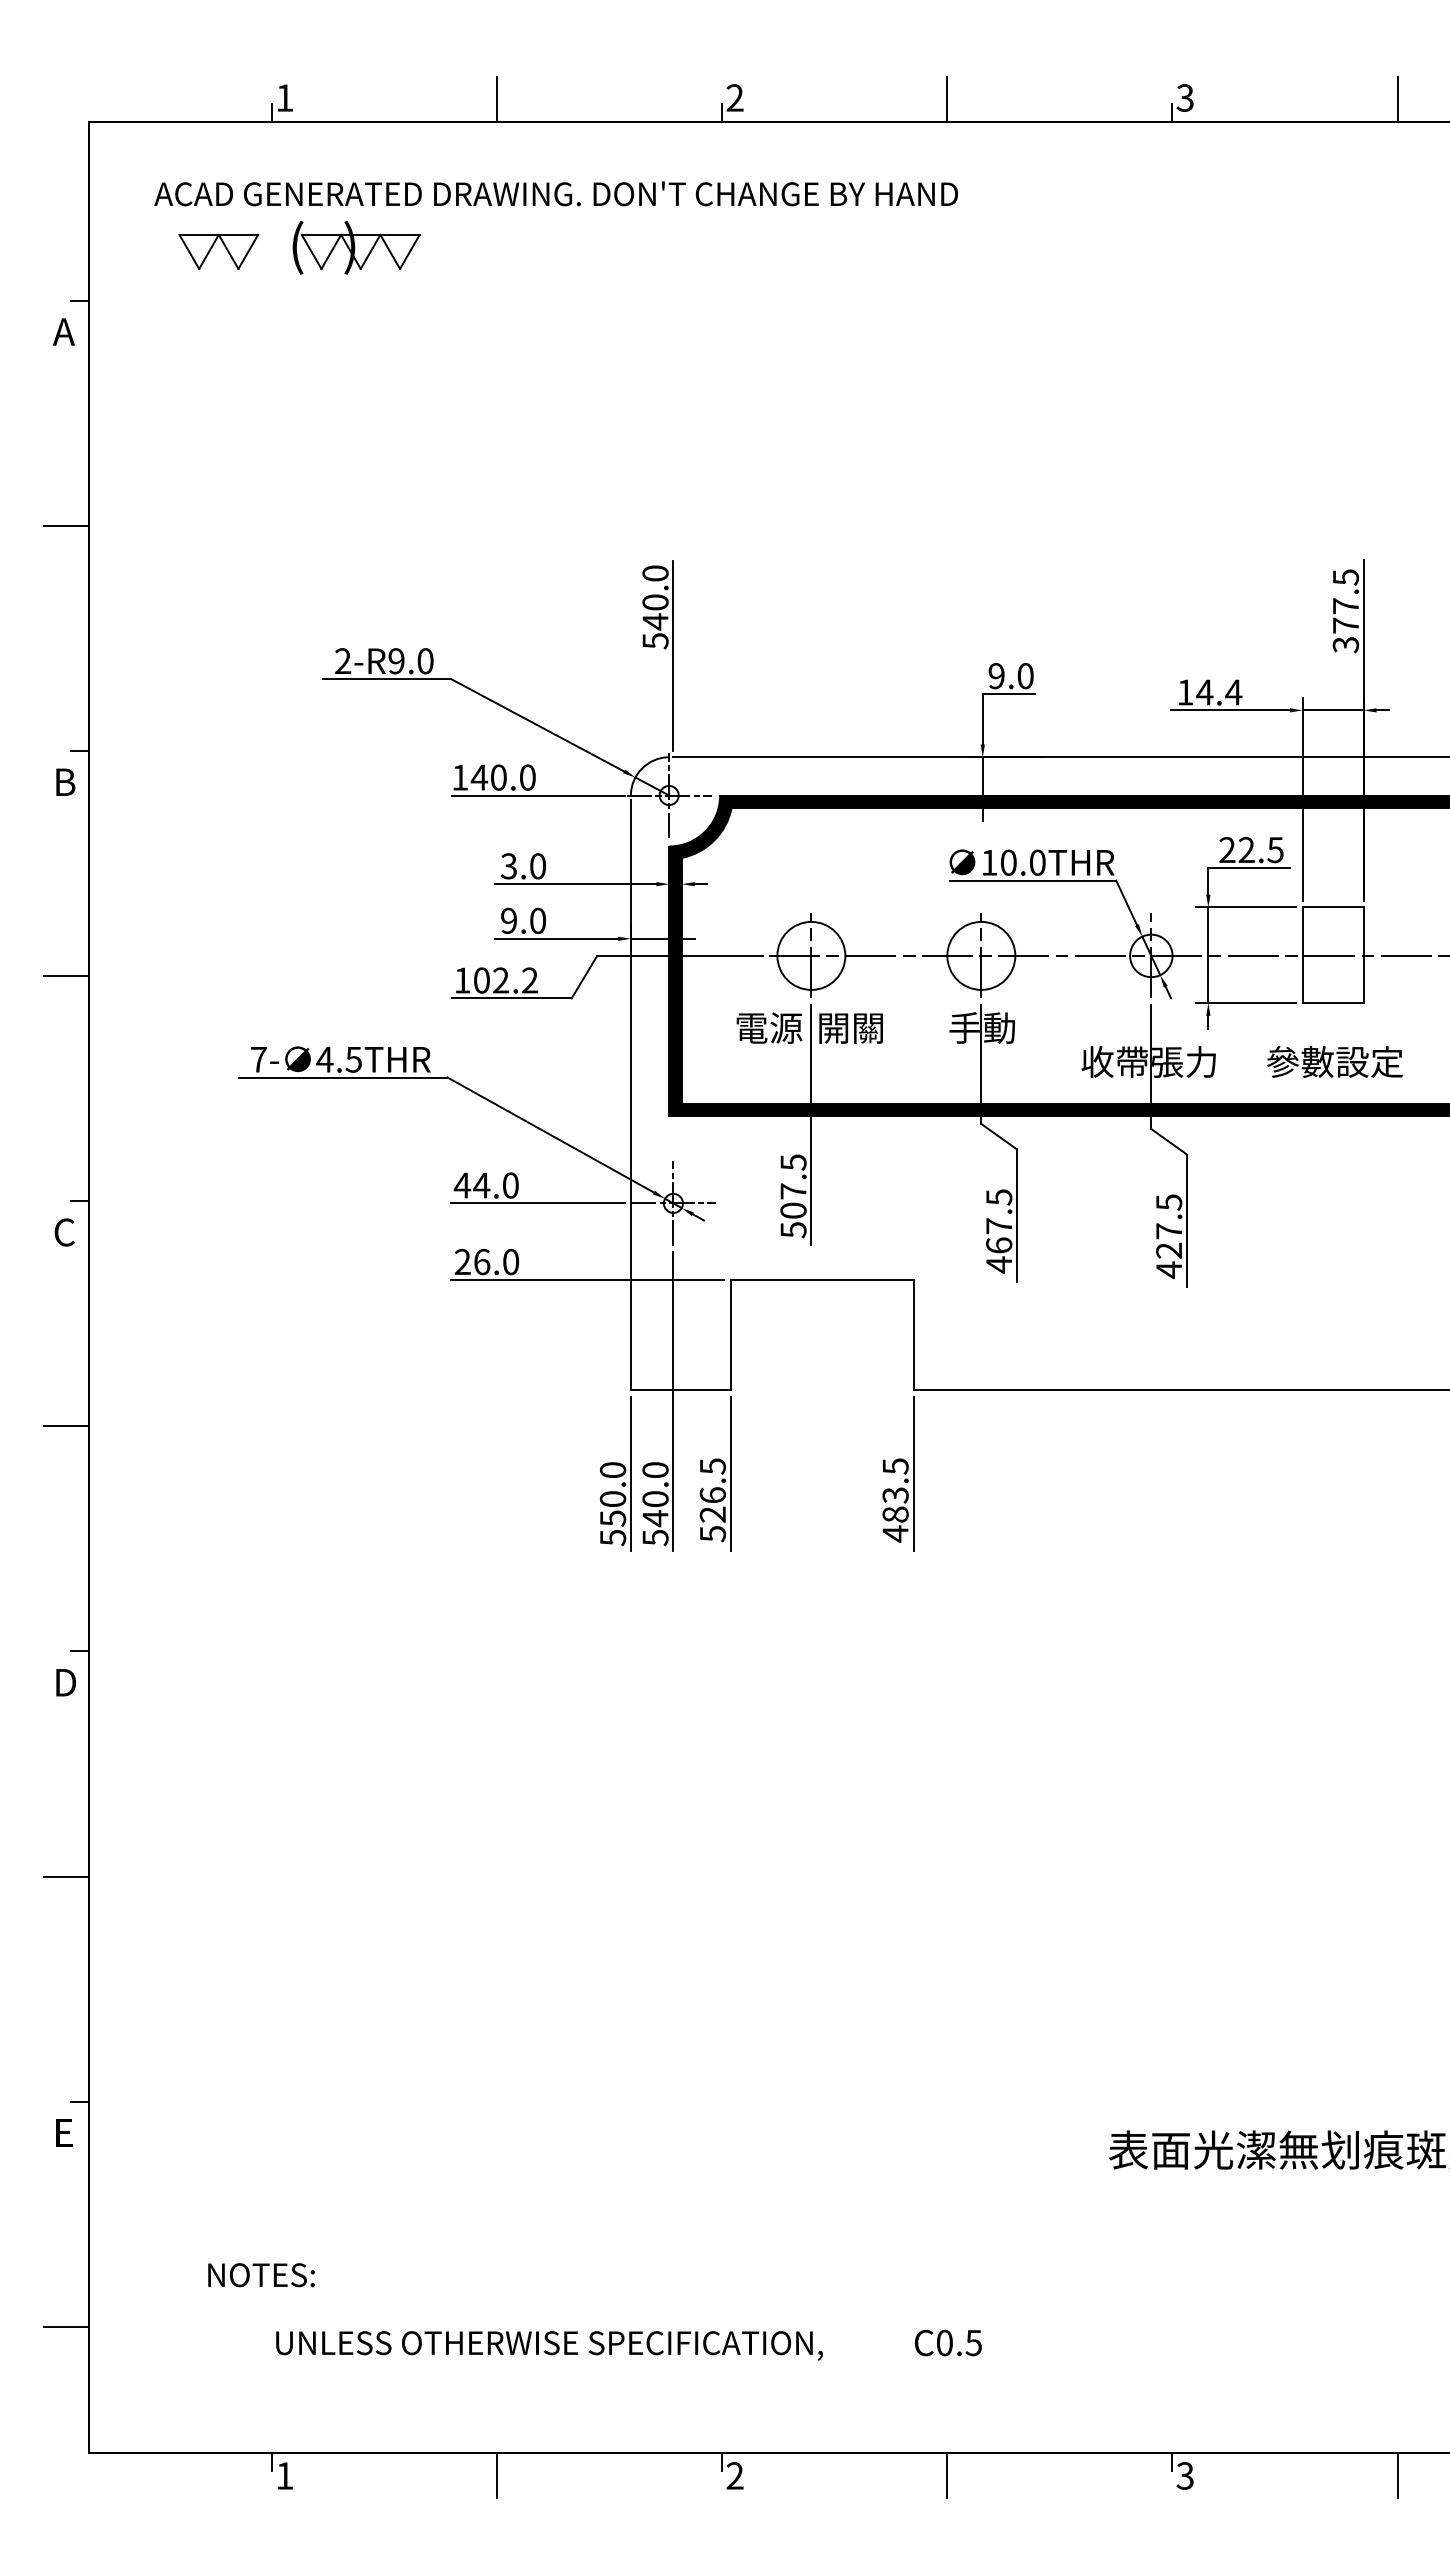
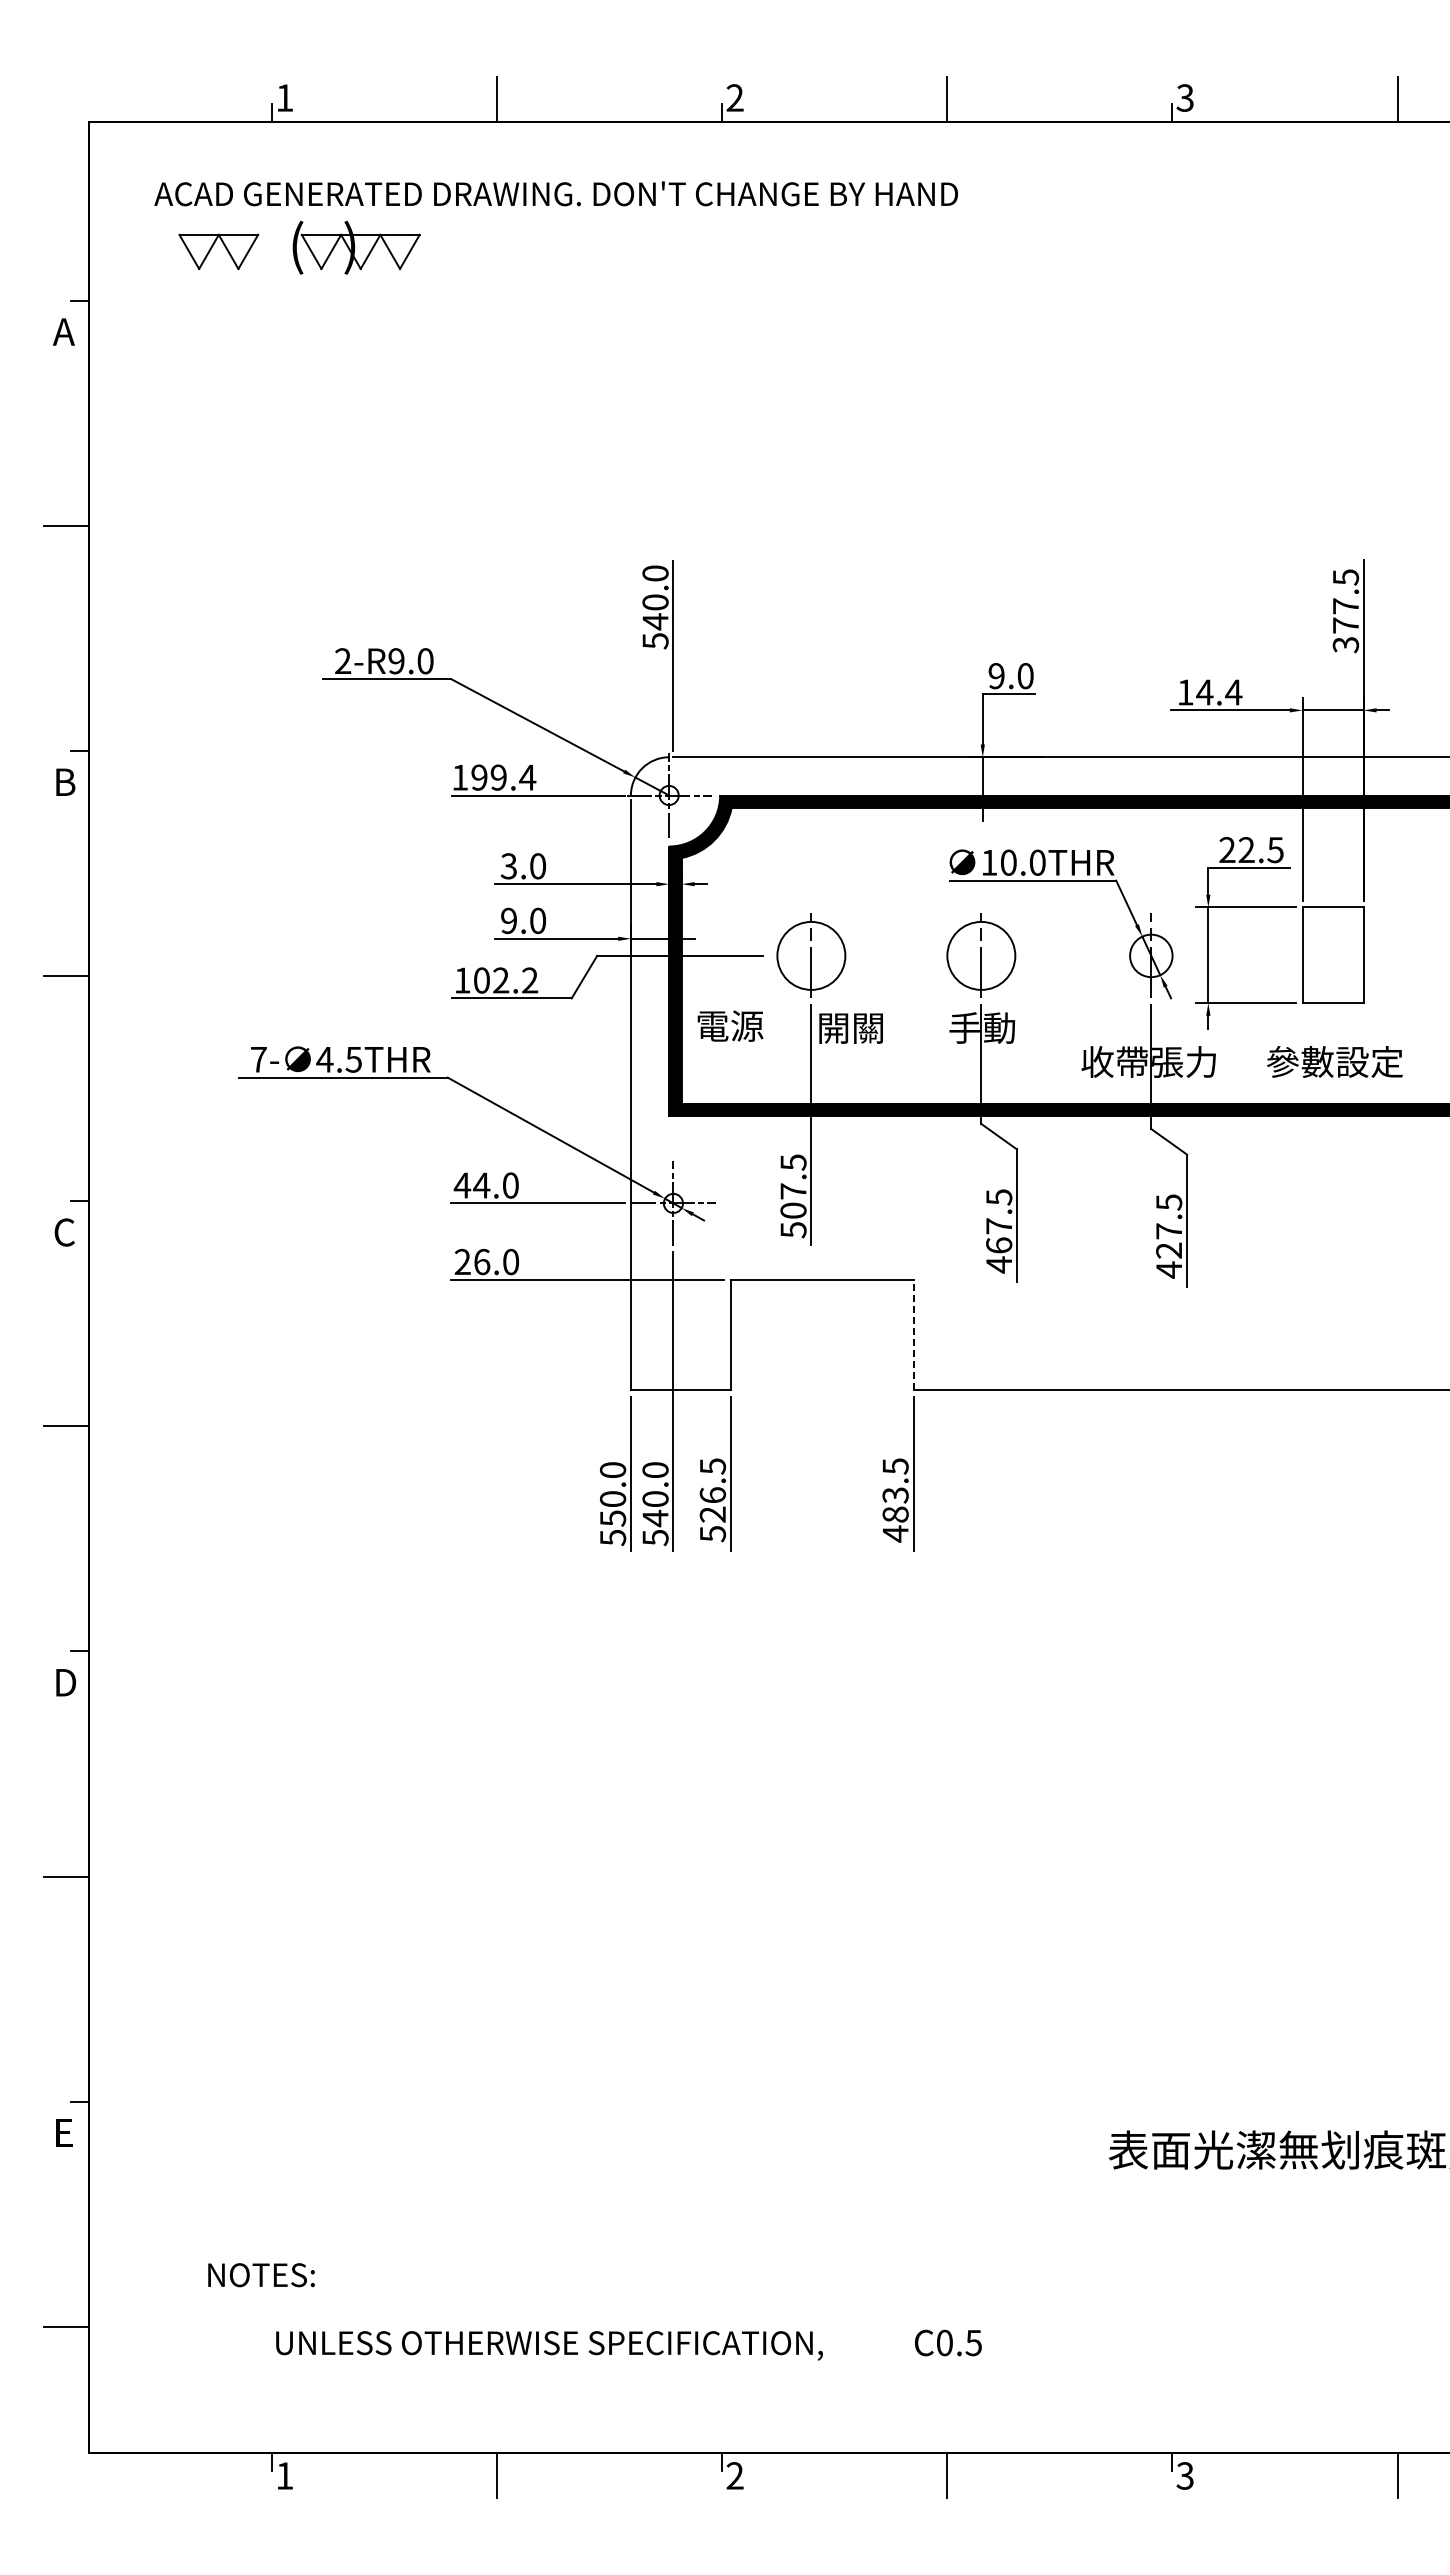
text: 140.0 -> 199.4 (503, 777)
line: present -> none (1107, 955)
text position: (769, 1027) -> (730, 1025) (730, 1025)
line: solid -> dashed (913, 1334)
